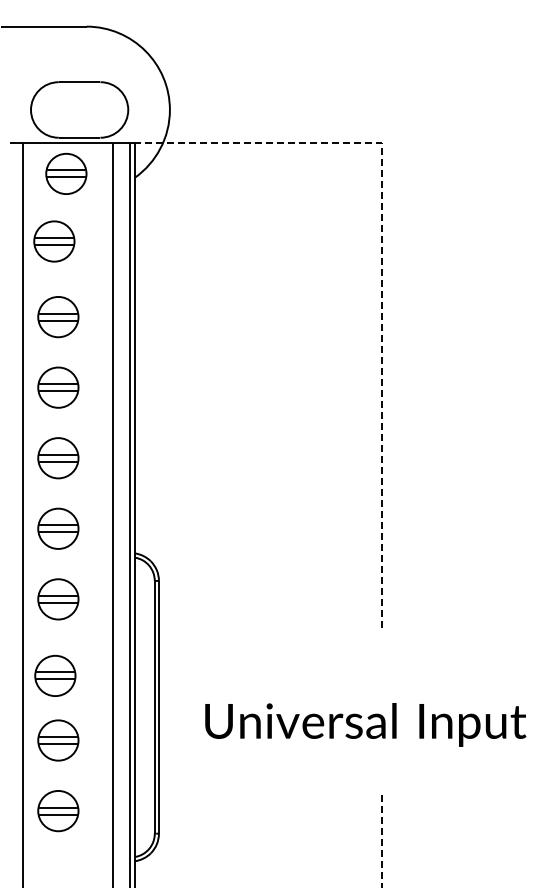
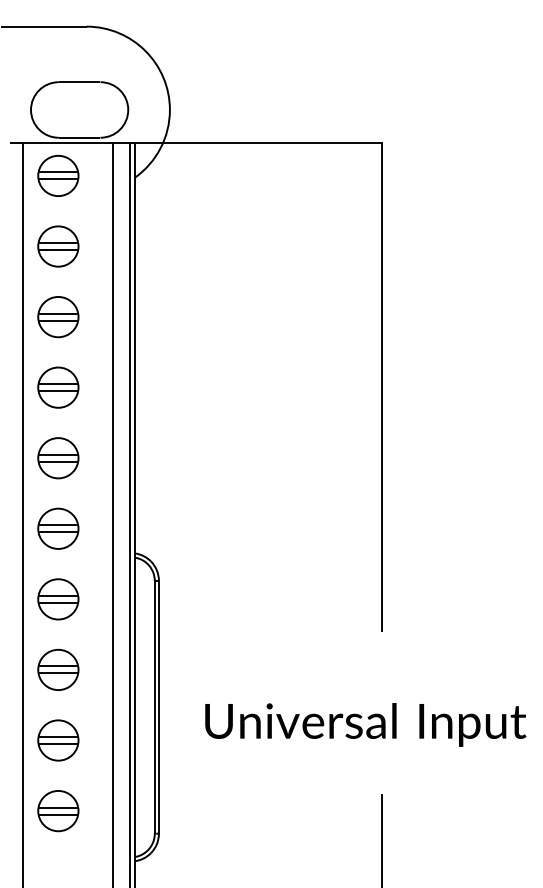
part position: (66, 173) -> (58, 175) (58, 175)
part position: (54, 241) -> (58, 246) (58, 246)
line: dashed -> solid (381, 263)
part position: (55, 675) -> (58, 669) (58, 669)
line: dashed -> solid (381, 840)
